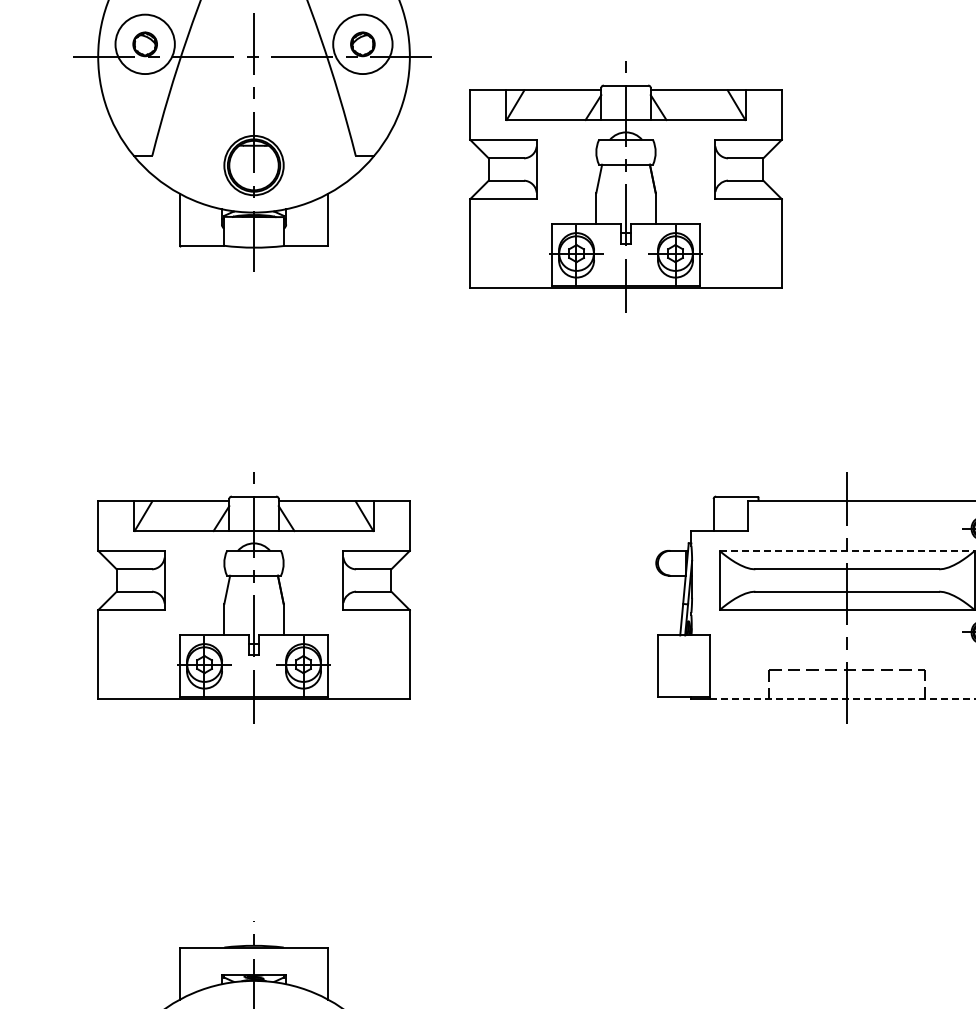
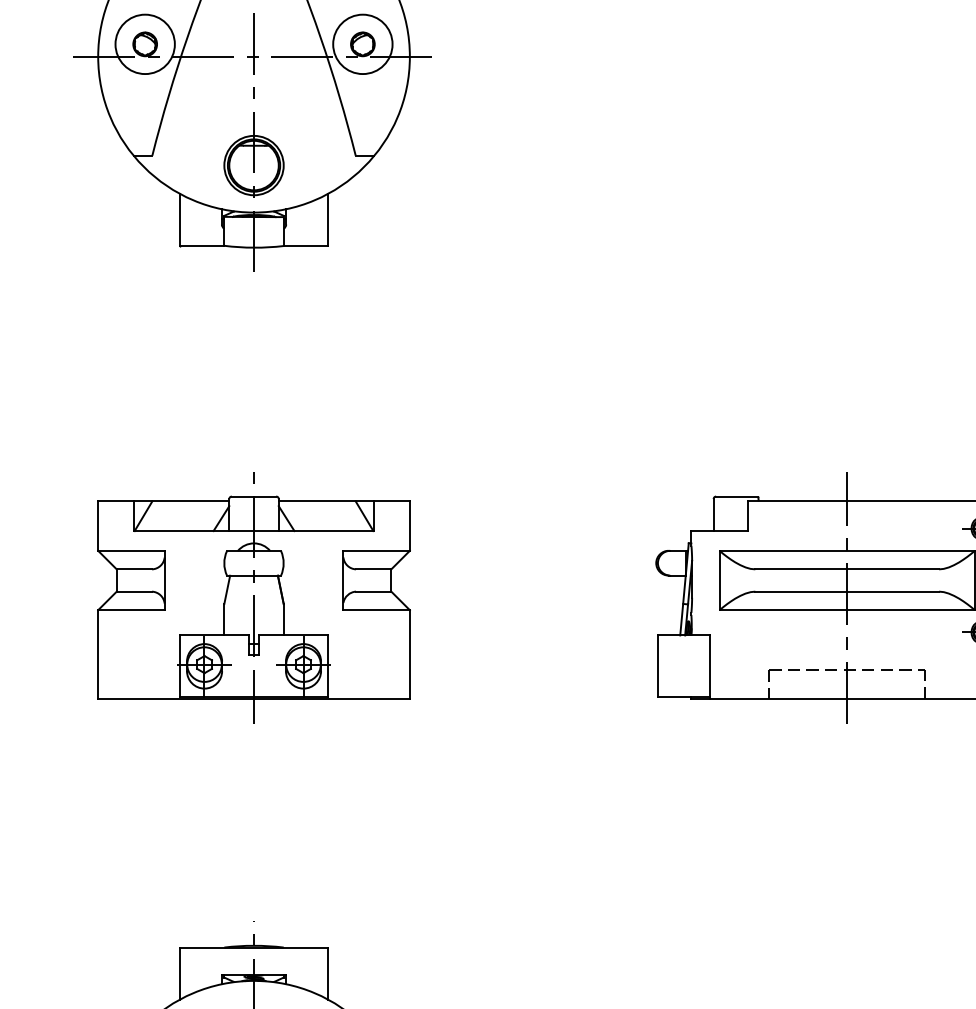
part: present -> none (625, 186)
line: dashed -> solid (847, 550)
line: dashed -> solid (843, 699)
